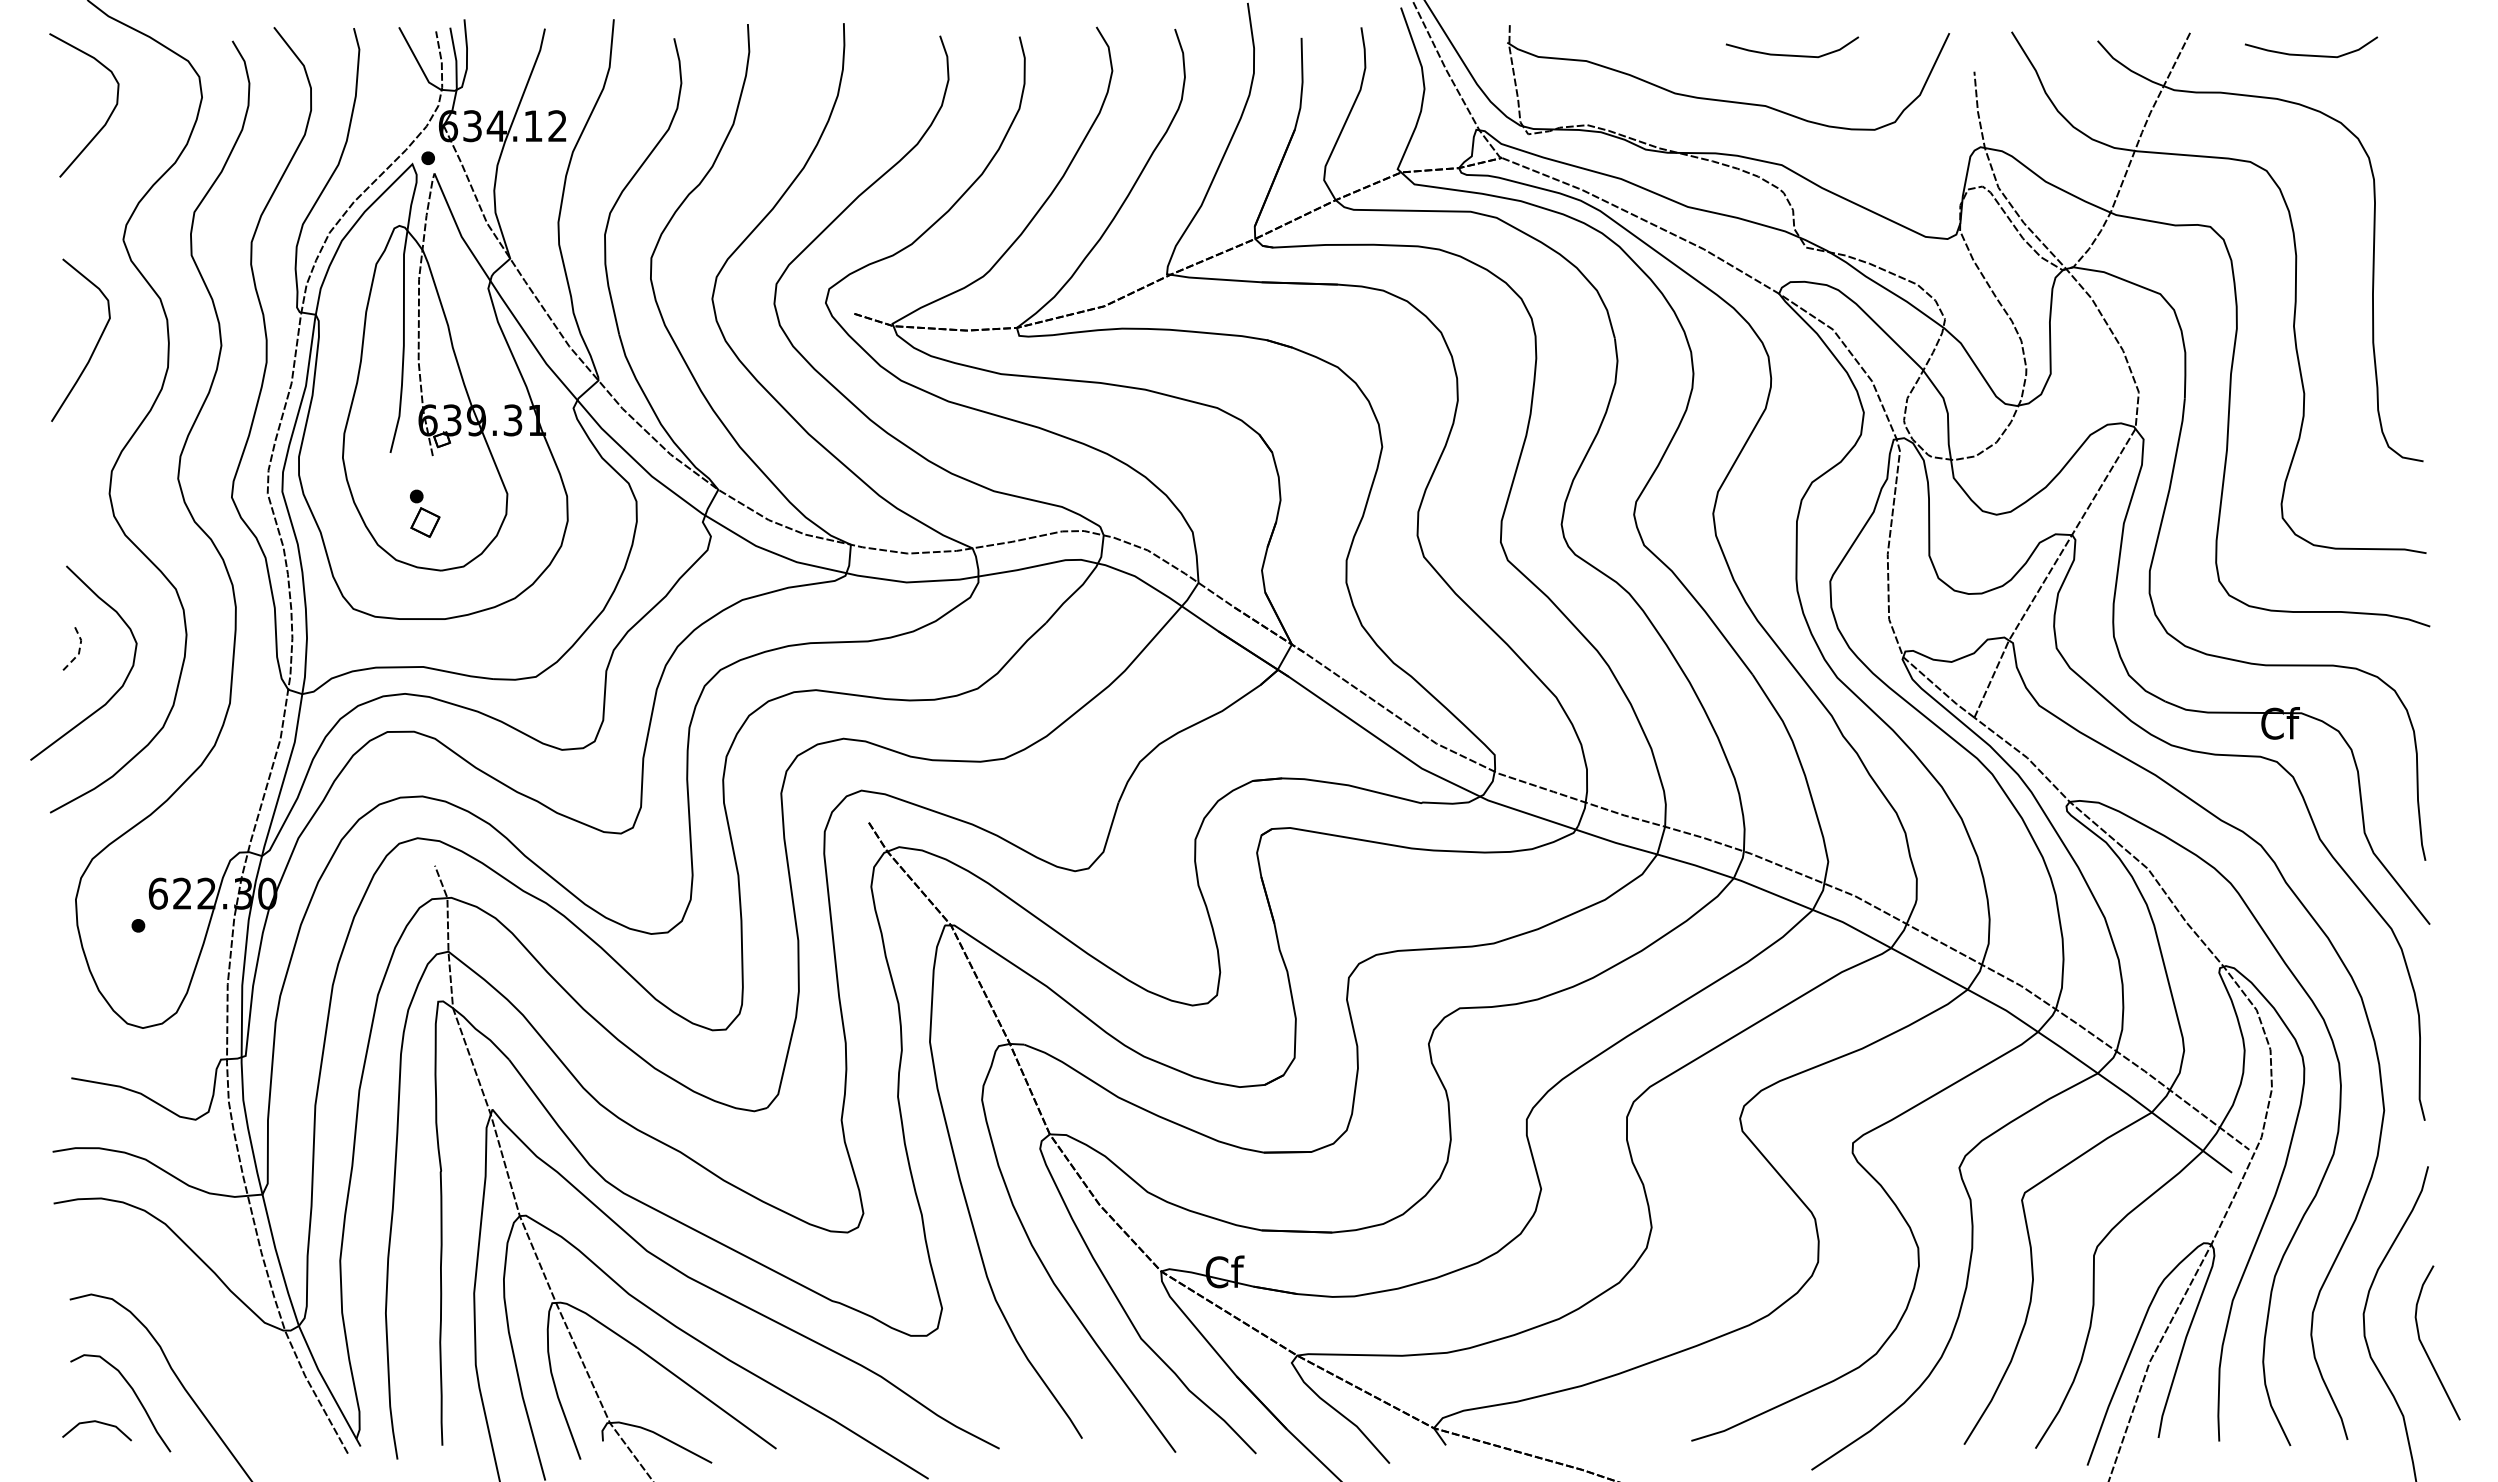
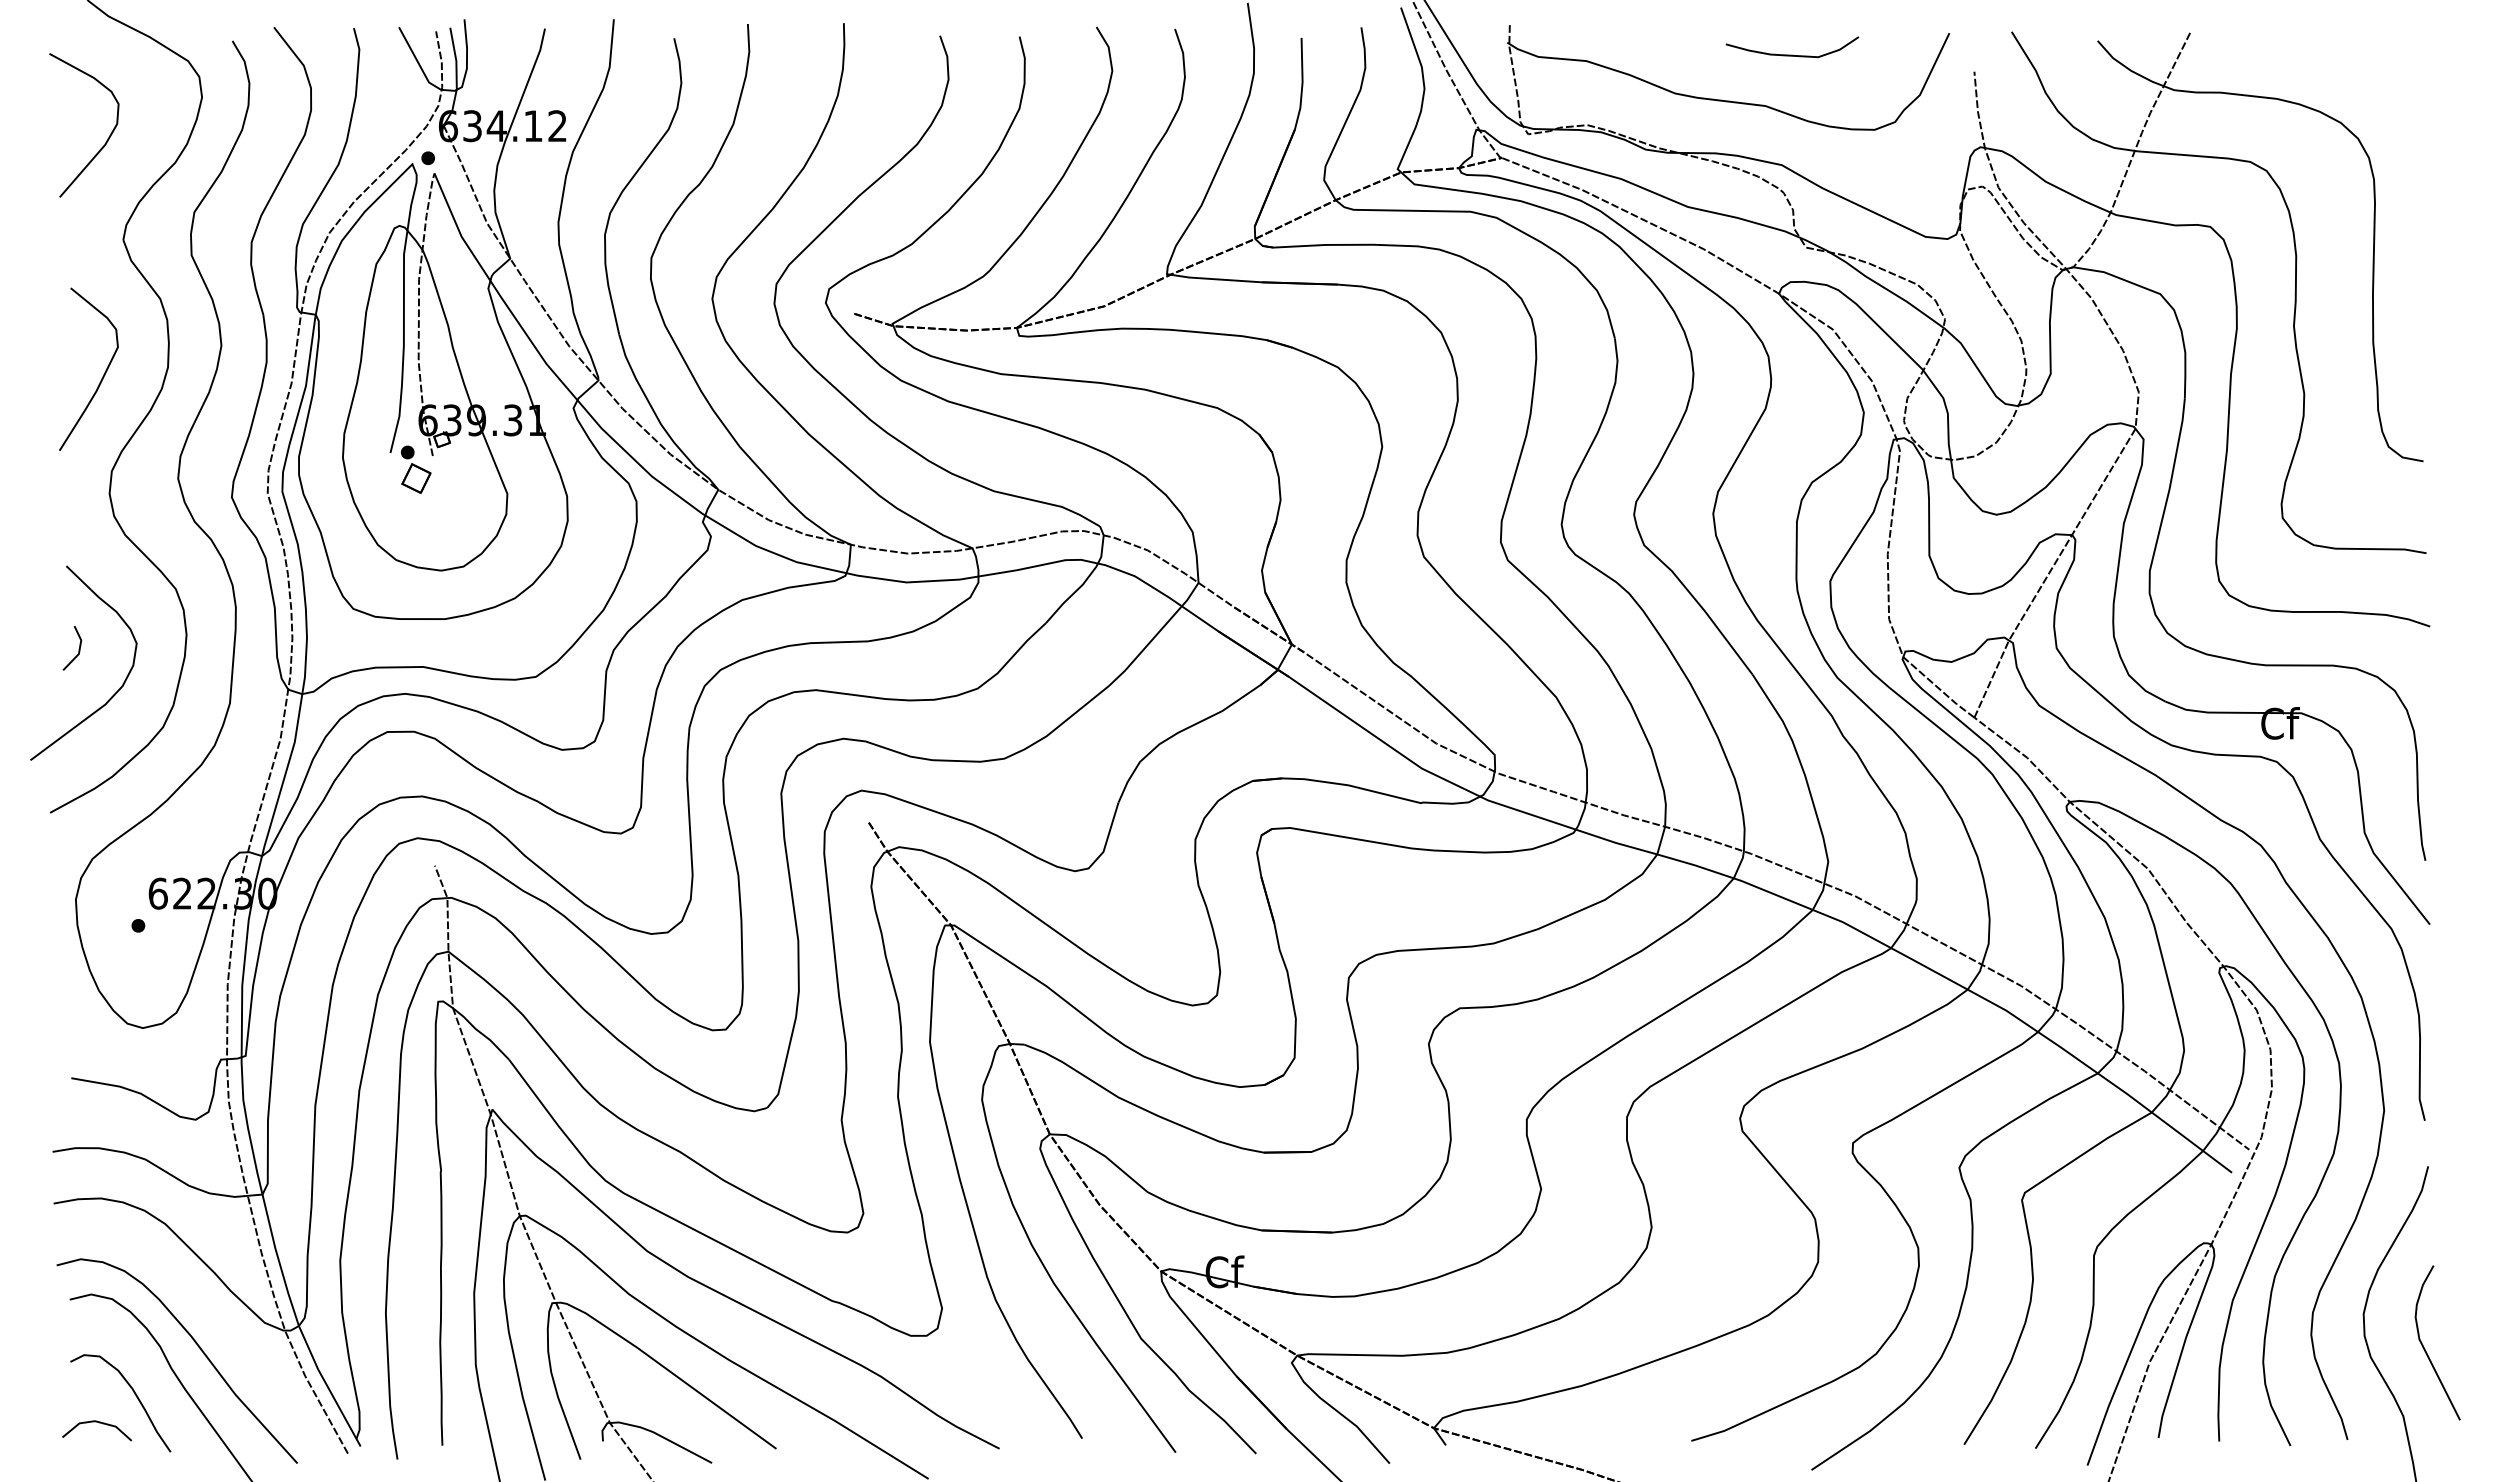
curve: present -> none (2311, 54)
curve position: (107, 118) -> (107, 138) (107, 138)
curve position: (94, 347) -> (102, 376) (102, 376)
part position: (425, 513) -> (416, 469) (416, 469)
line: dashed -> solid (79, 650)
curve: none -> present (197, 1346)
